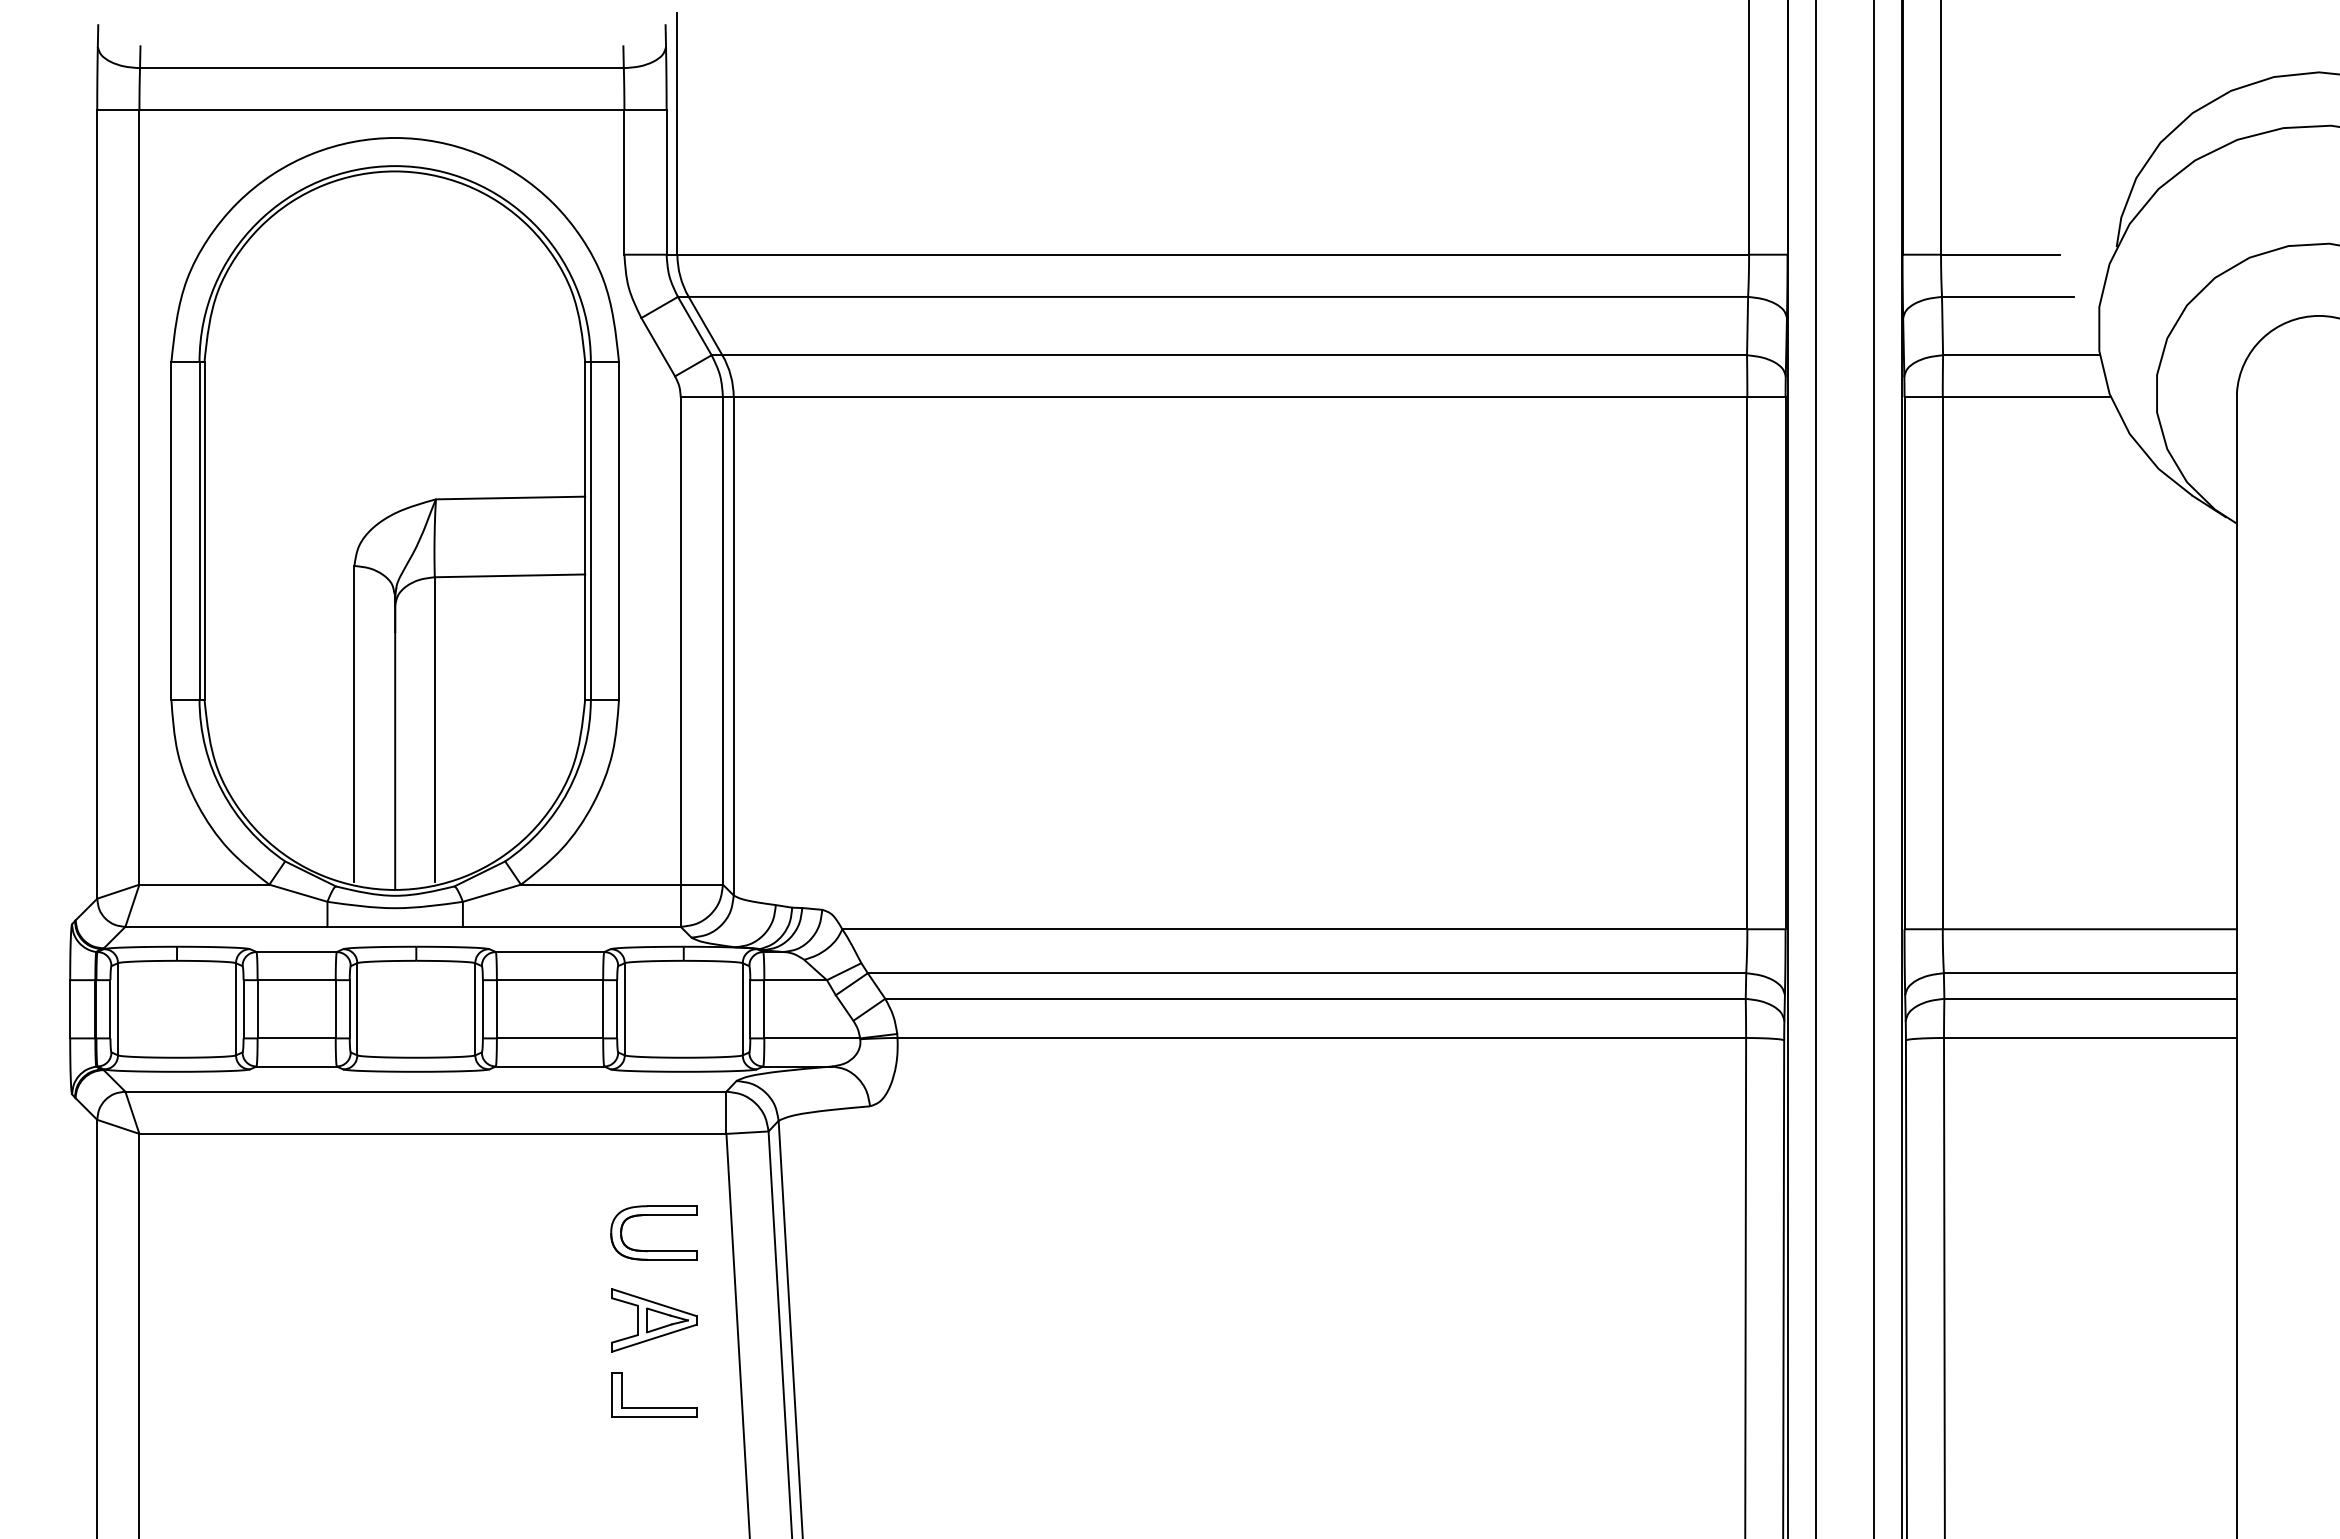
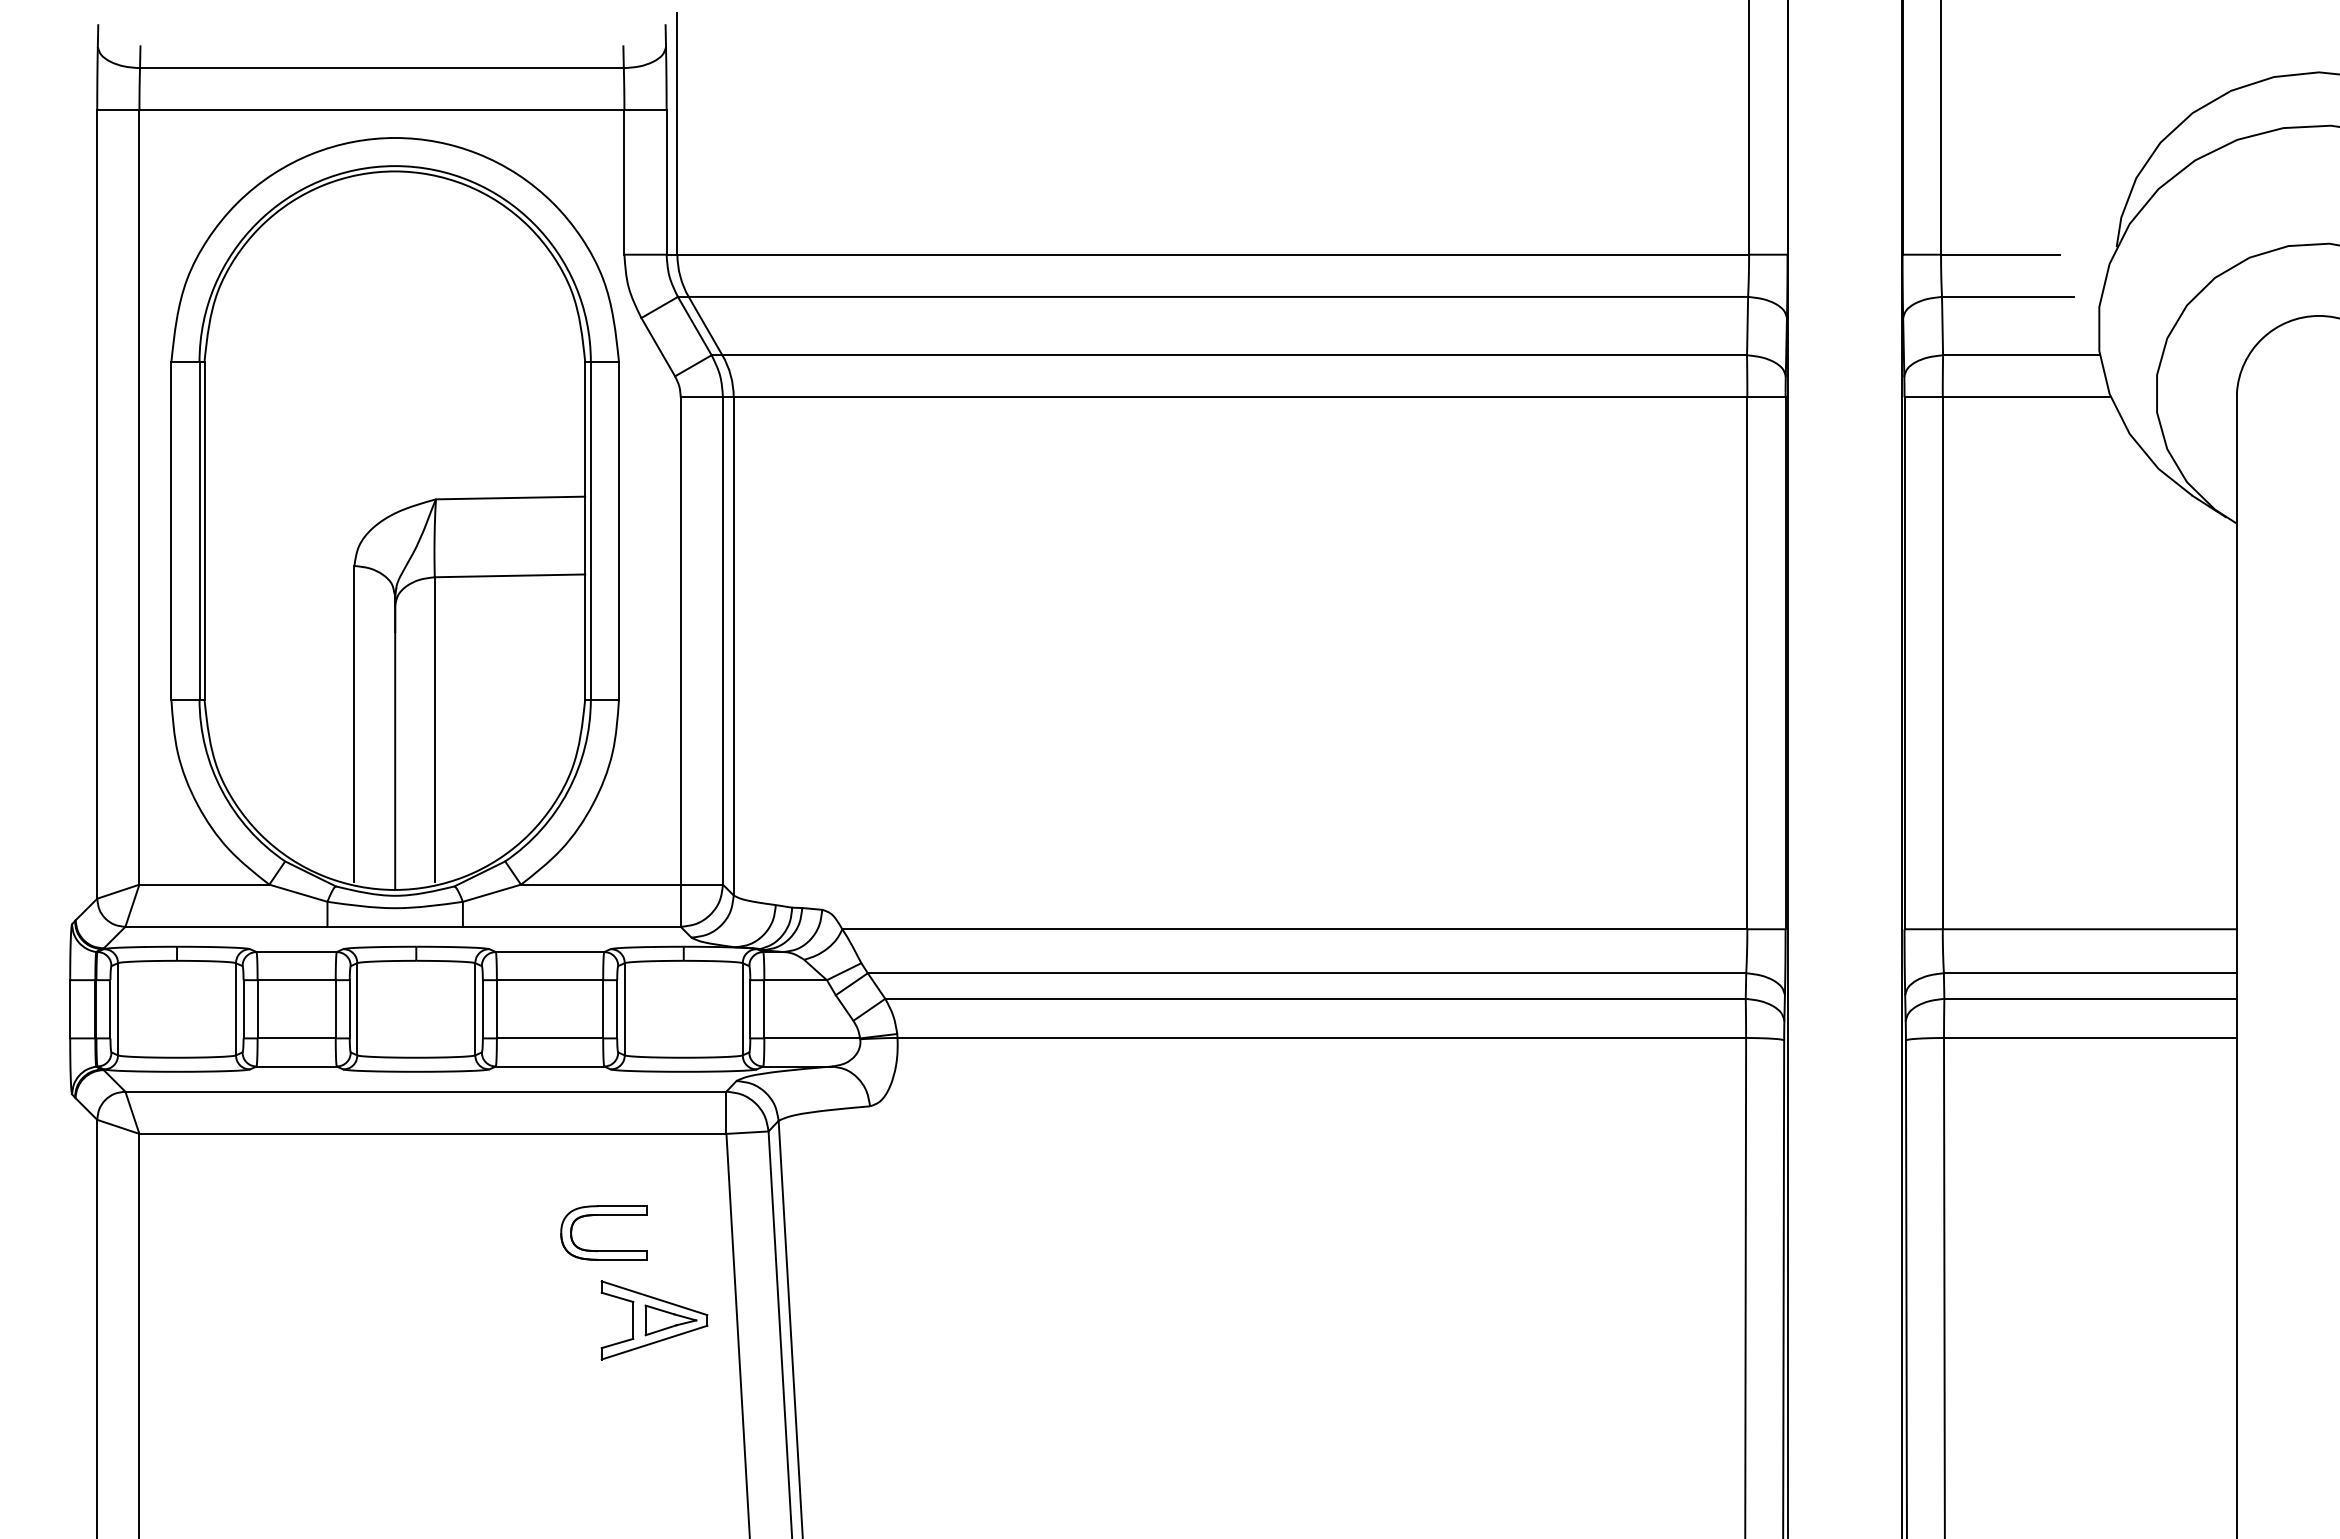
line: present -> none (1815, 768)
line: present -> none (1874, 768)
part position: (653, 1215) -> (603, 1215) (603, 1215)
part size: 87x65 px -> 109x81 px (654, 1320)
part: present -> none (654, 1407)
